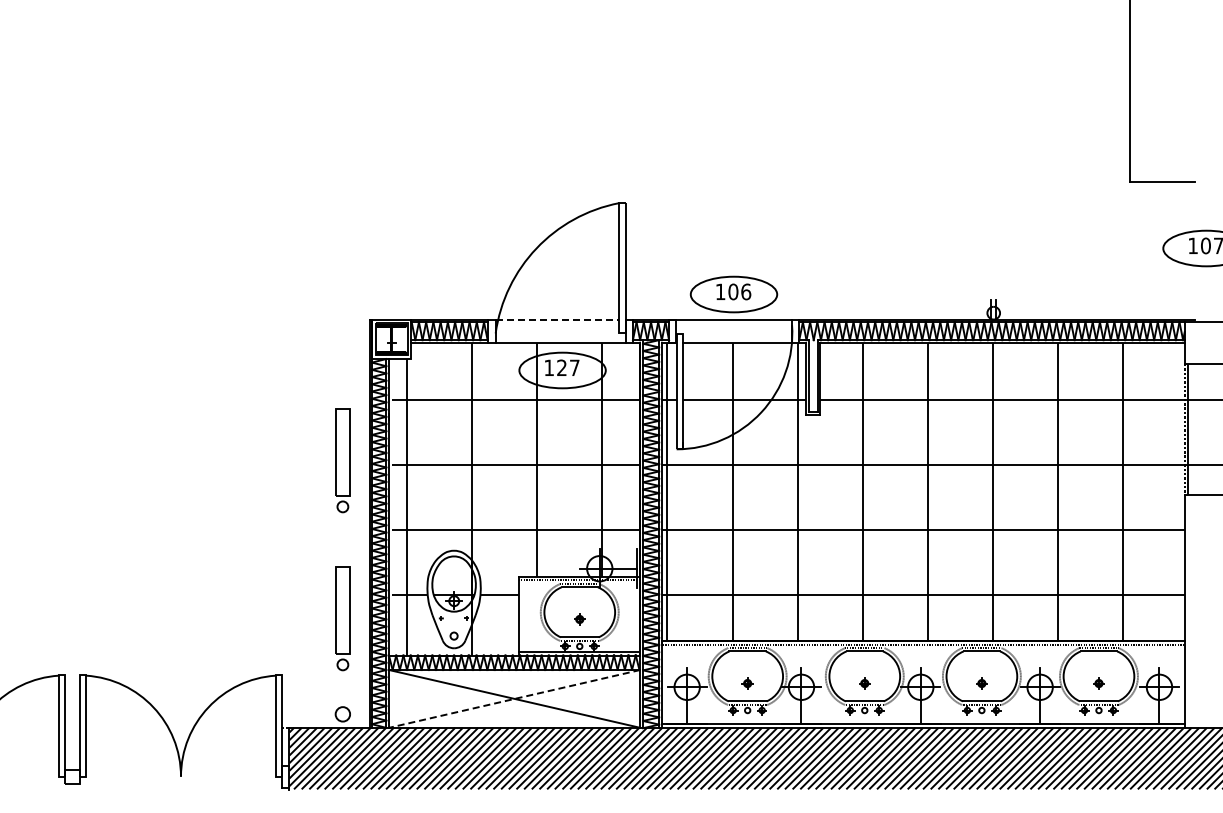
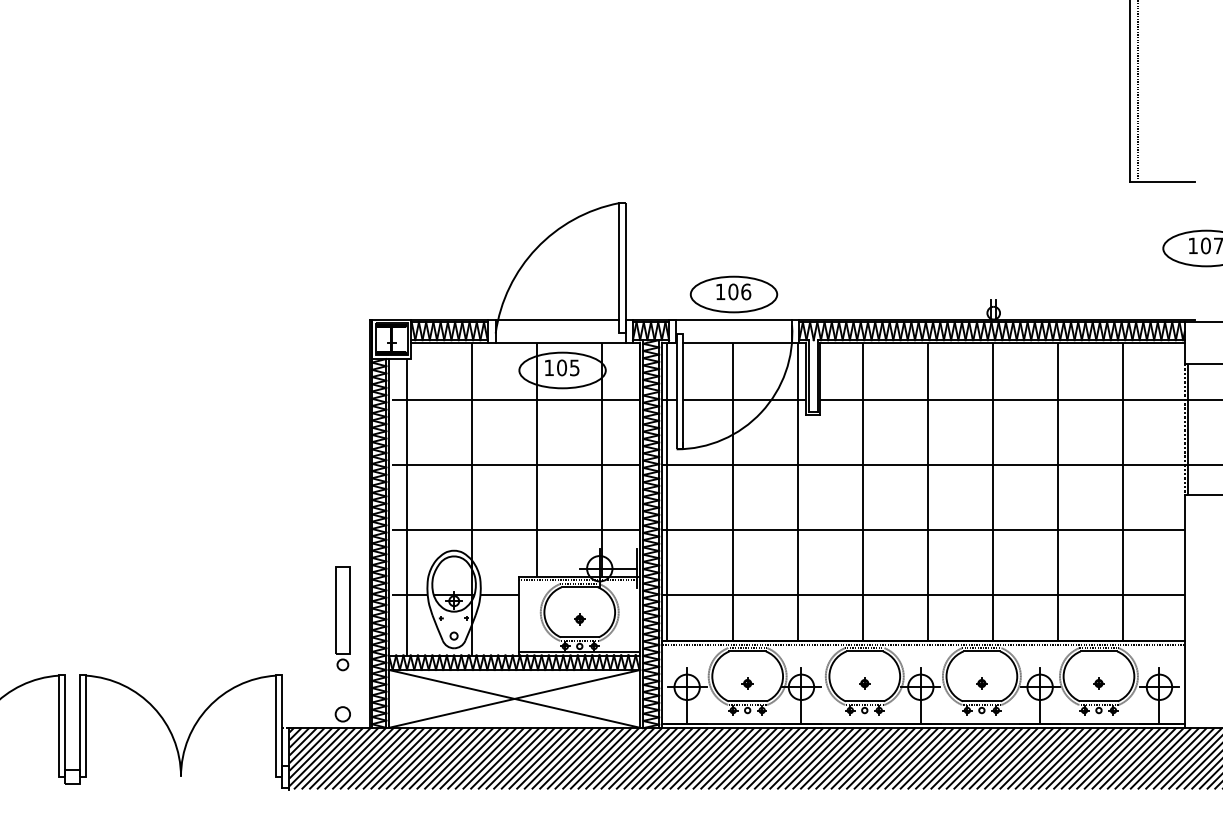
line: none -> present (1137, 91)
line: dashed -> solid (557, 319)
text: 127 -> 105 (568, 367)
part: present -> none (342, 460)
line: dashed -> solid (514, 698)
